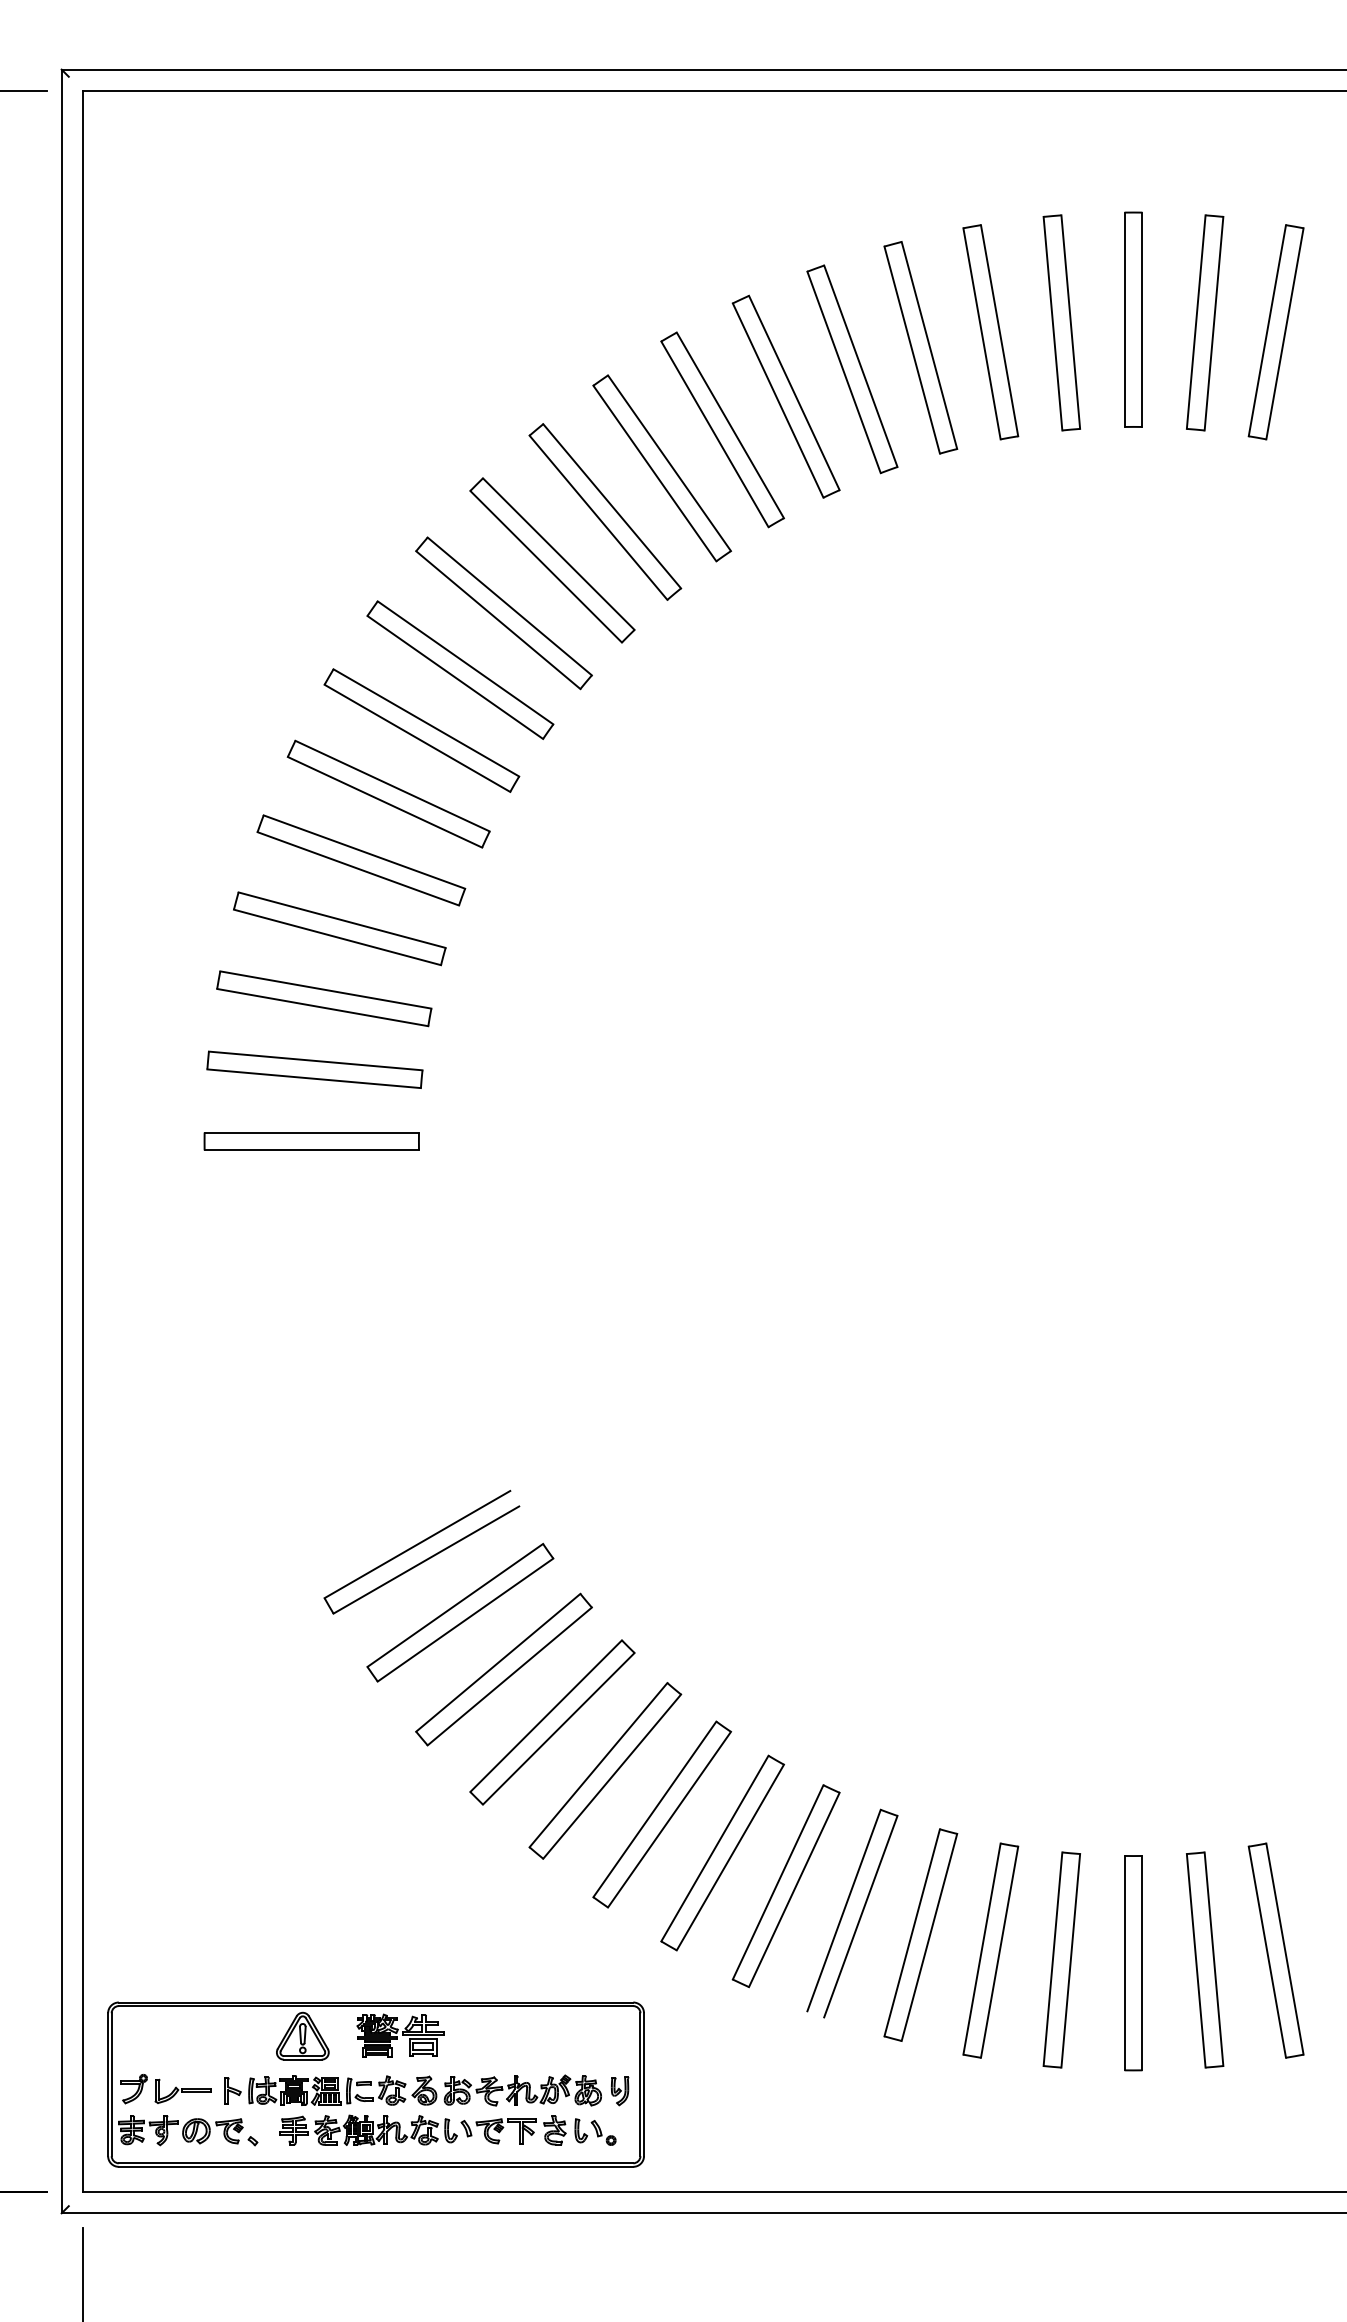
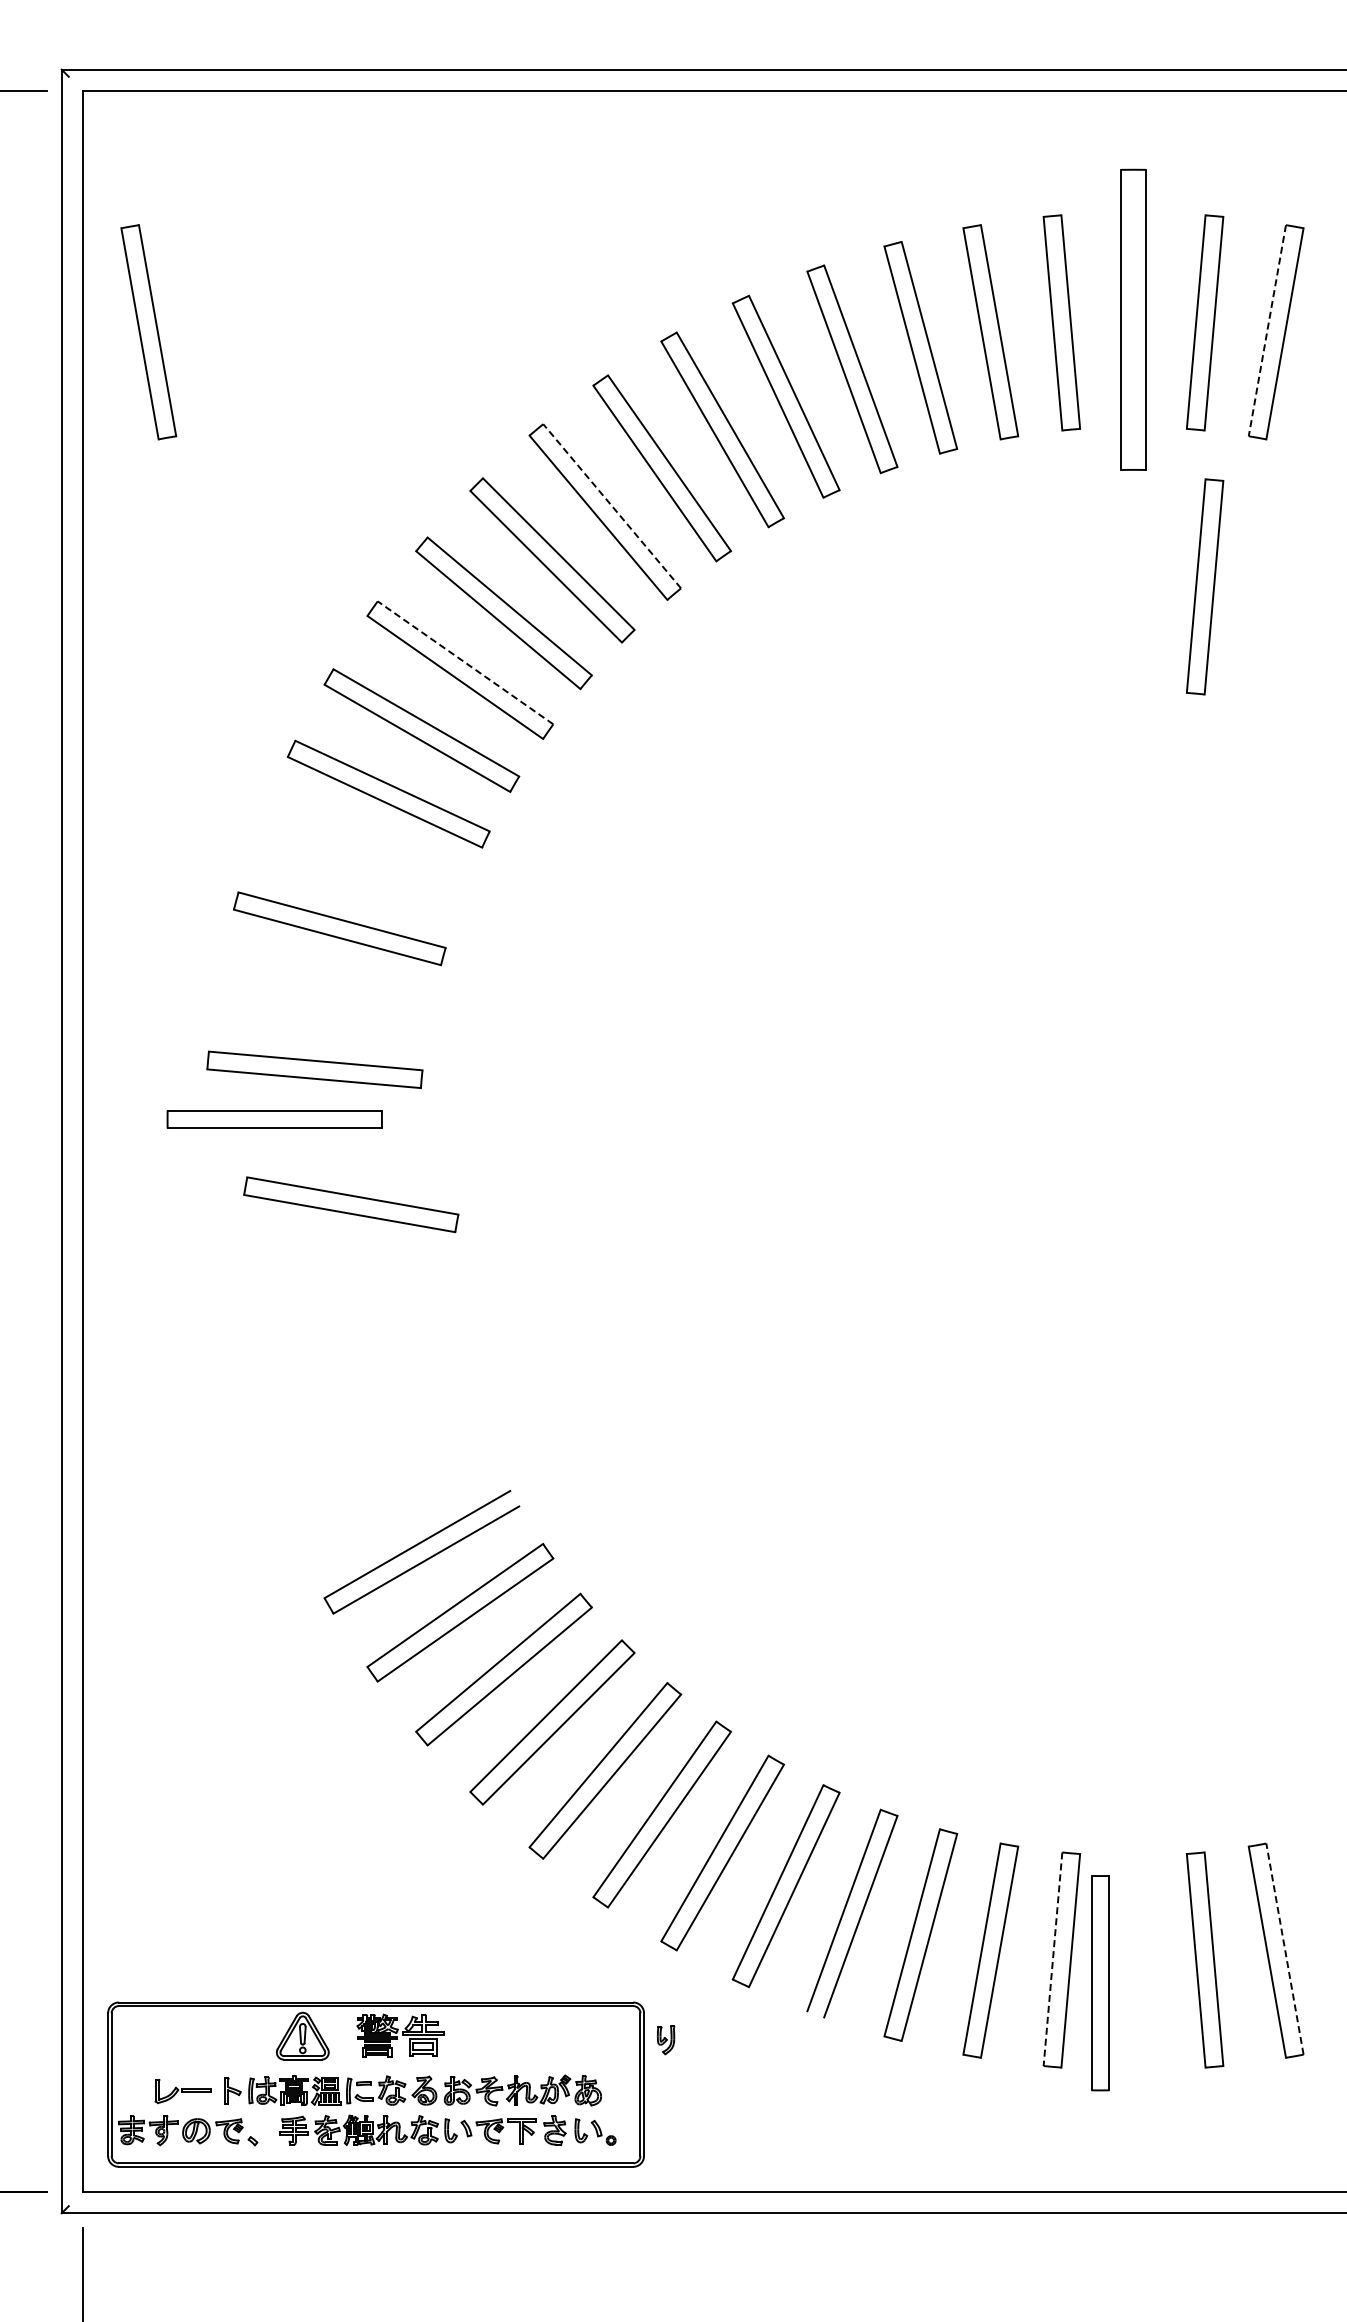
part size: 19x217 px -> 27x303 px (1133, 319)
line: solid -> dashed (1267, 331)
part: none -> present (148, 332)
line: solid -> dashed (611, 505)
part: none -> present (1205, 586)
line: solid -> dashed (465, 662)
part: present -> none (361, 860)
part position: (324, 998) -> (351, 1204) (351, 1204)
part position: (311, 1141) -> (274, 1119) (274, 1119)
line: solid -> dashed (1284, 1948)
line: solid -> dashed (1052, 1959)
part position: (1133, 1963) -> (1100, 1983) (1100, 1983)
part: present -> none (133, 2089)
part position: (620, 2091) -> (666, 2040) (666, 2040)
